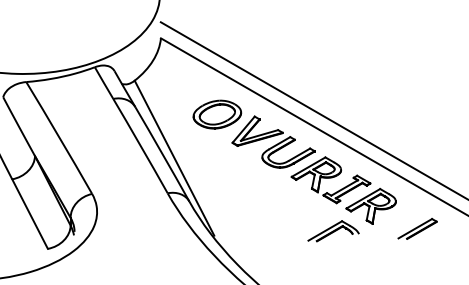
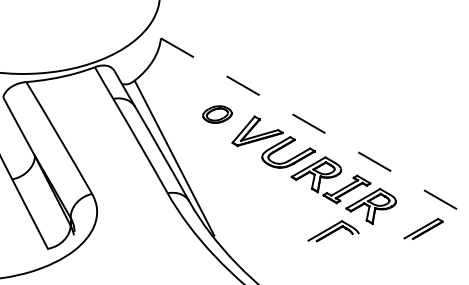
line: present -> none (312, 109)
part size: 51x31 px -> 31x19 px (217, 114)
line: solid -> dashed (314, 127)
part position: (417, 228) -> (423, 228) (423, 228)
